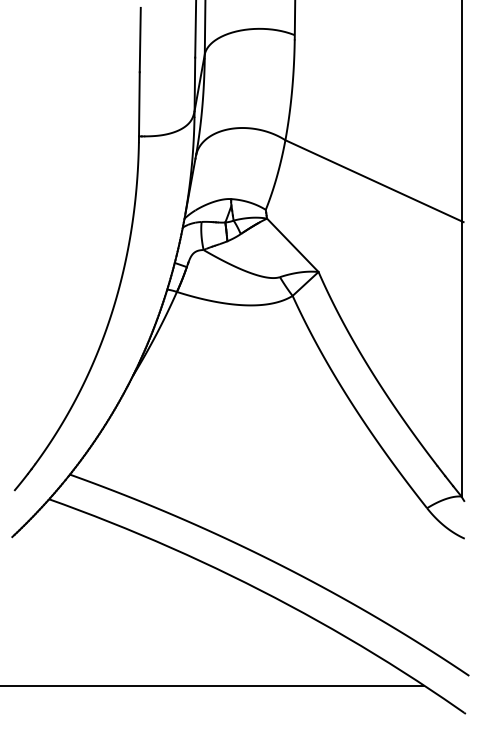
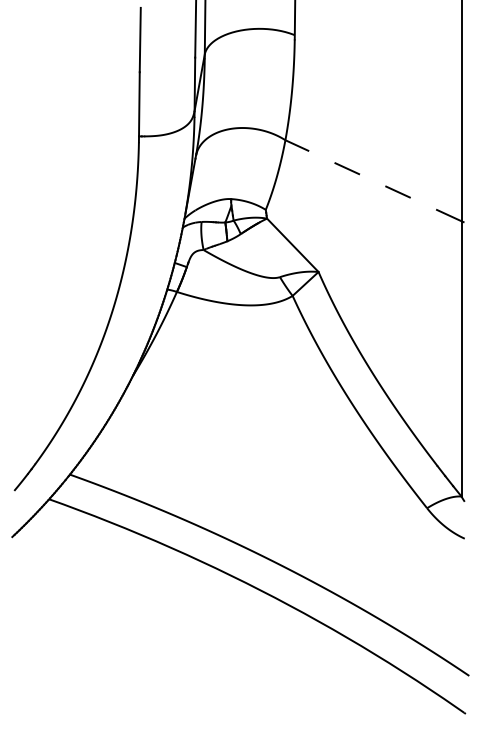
line: solid -> dashed (373, 180)
line: present -> none (213, 685)
